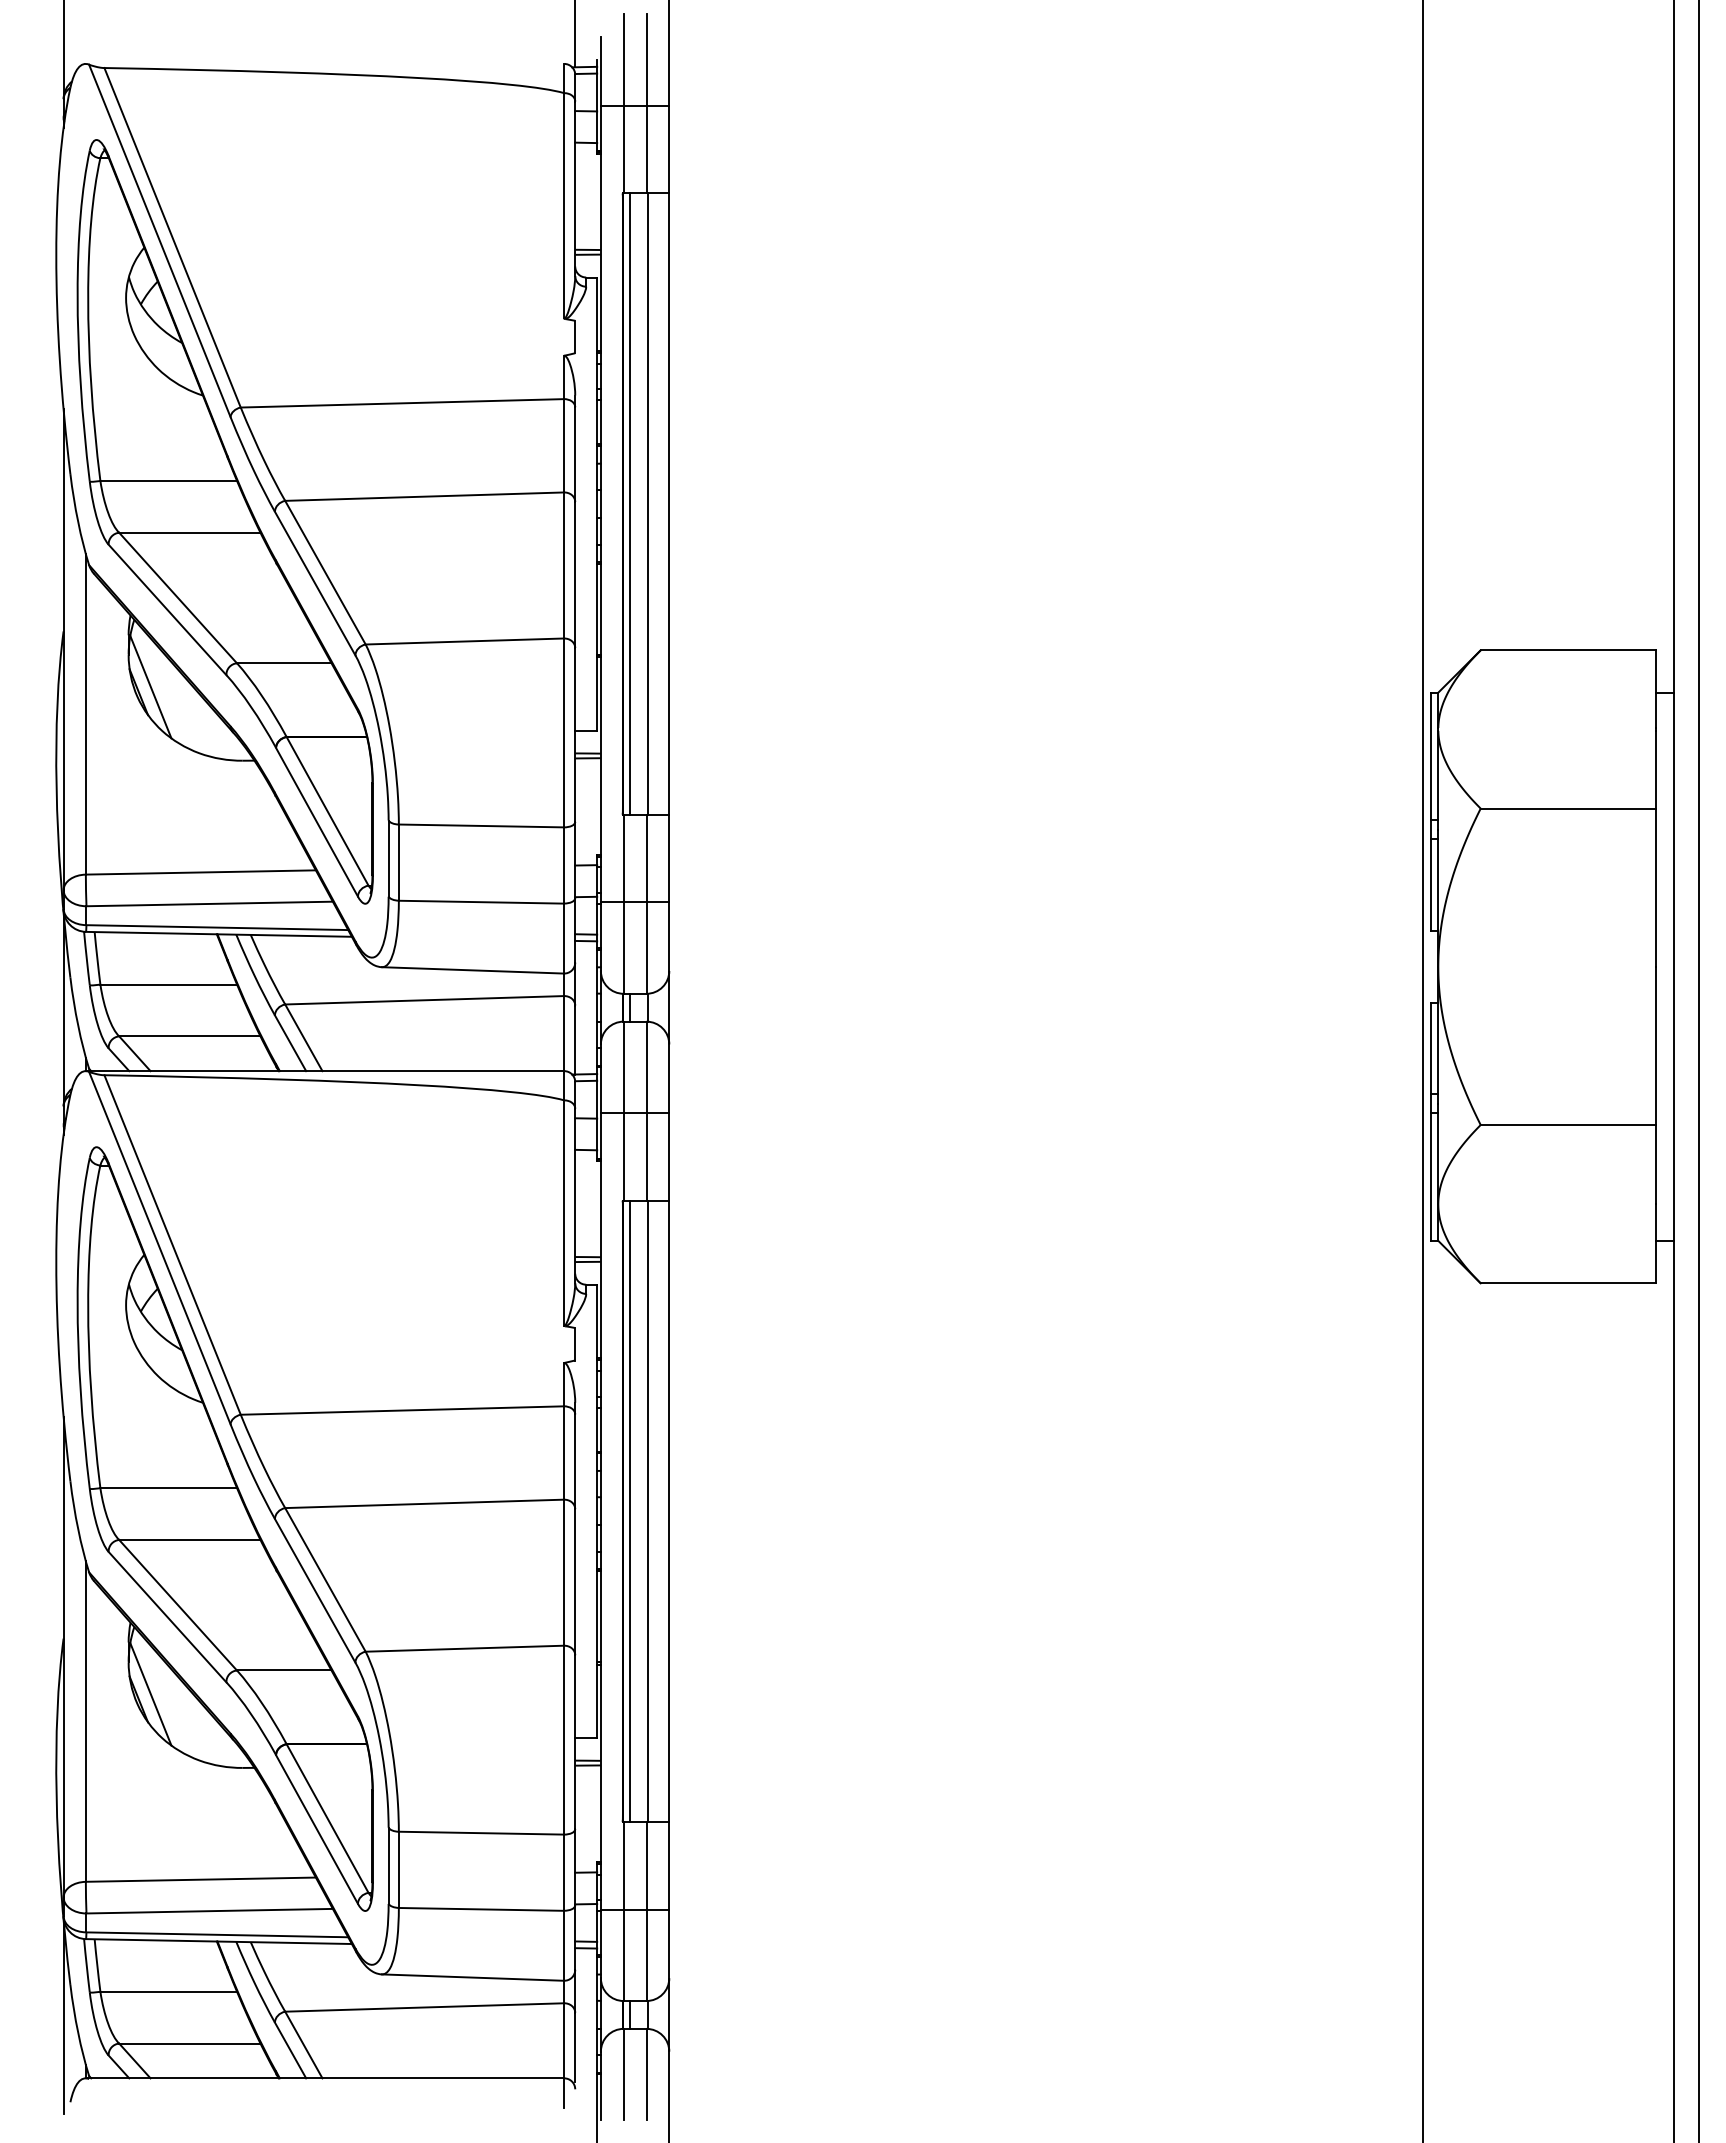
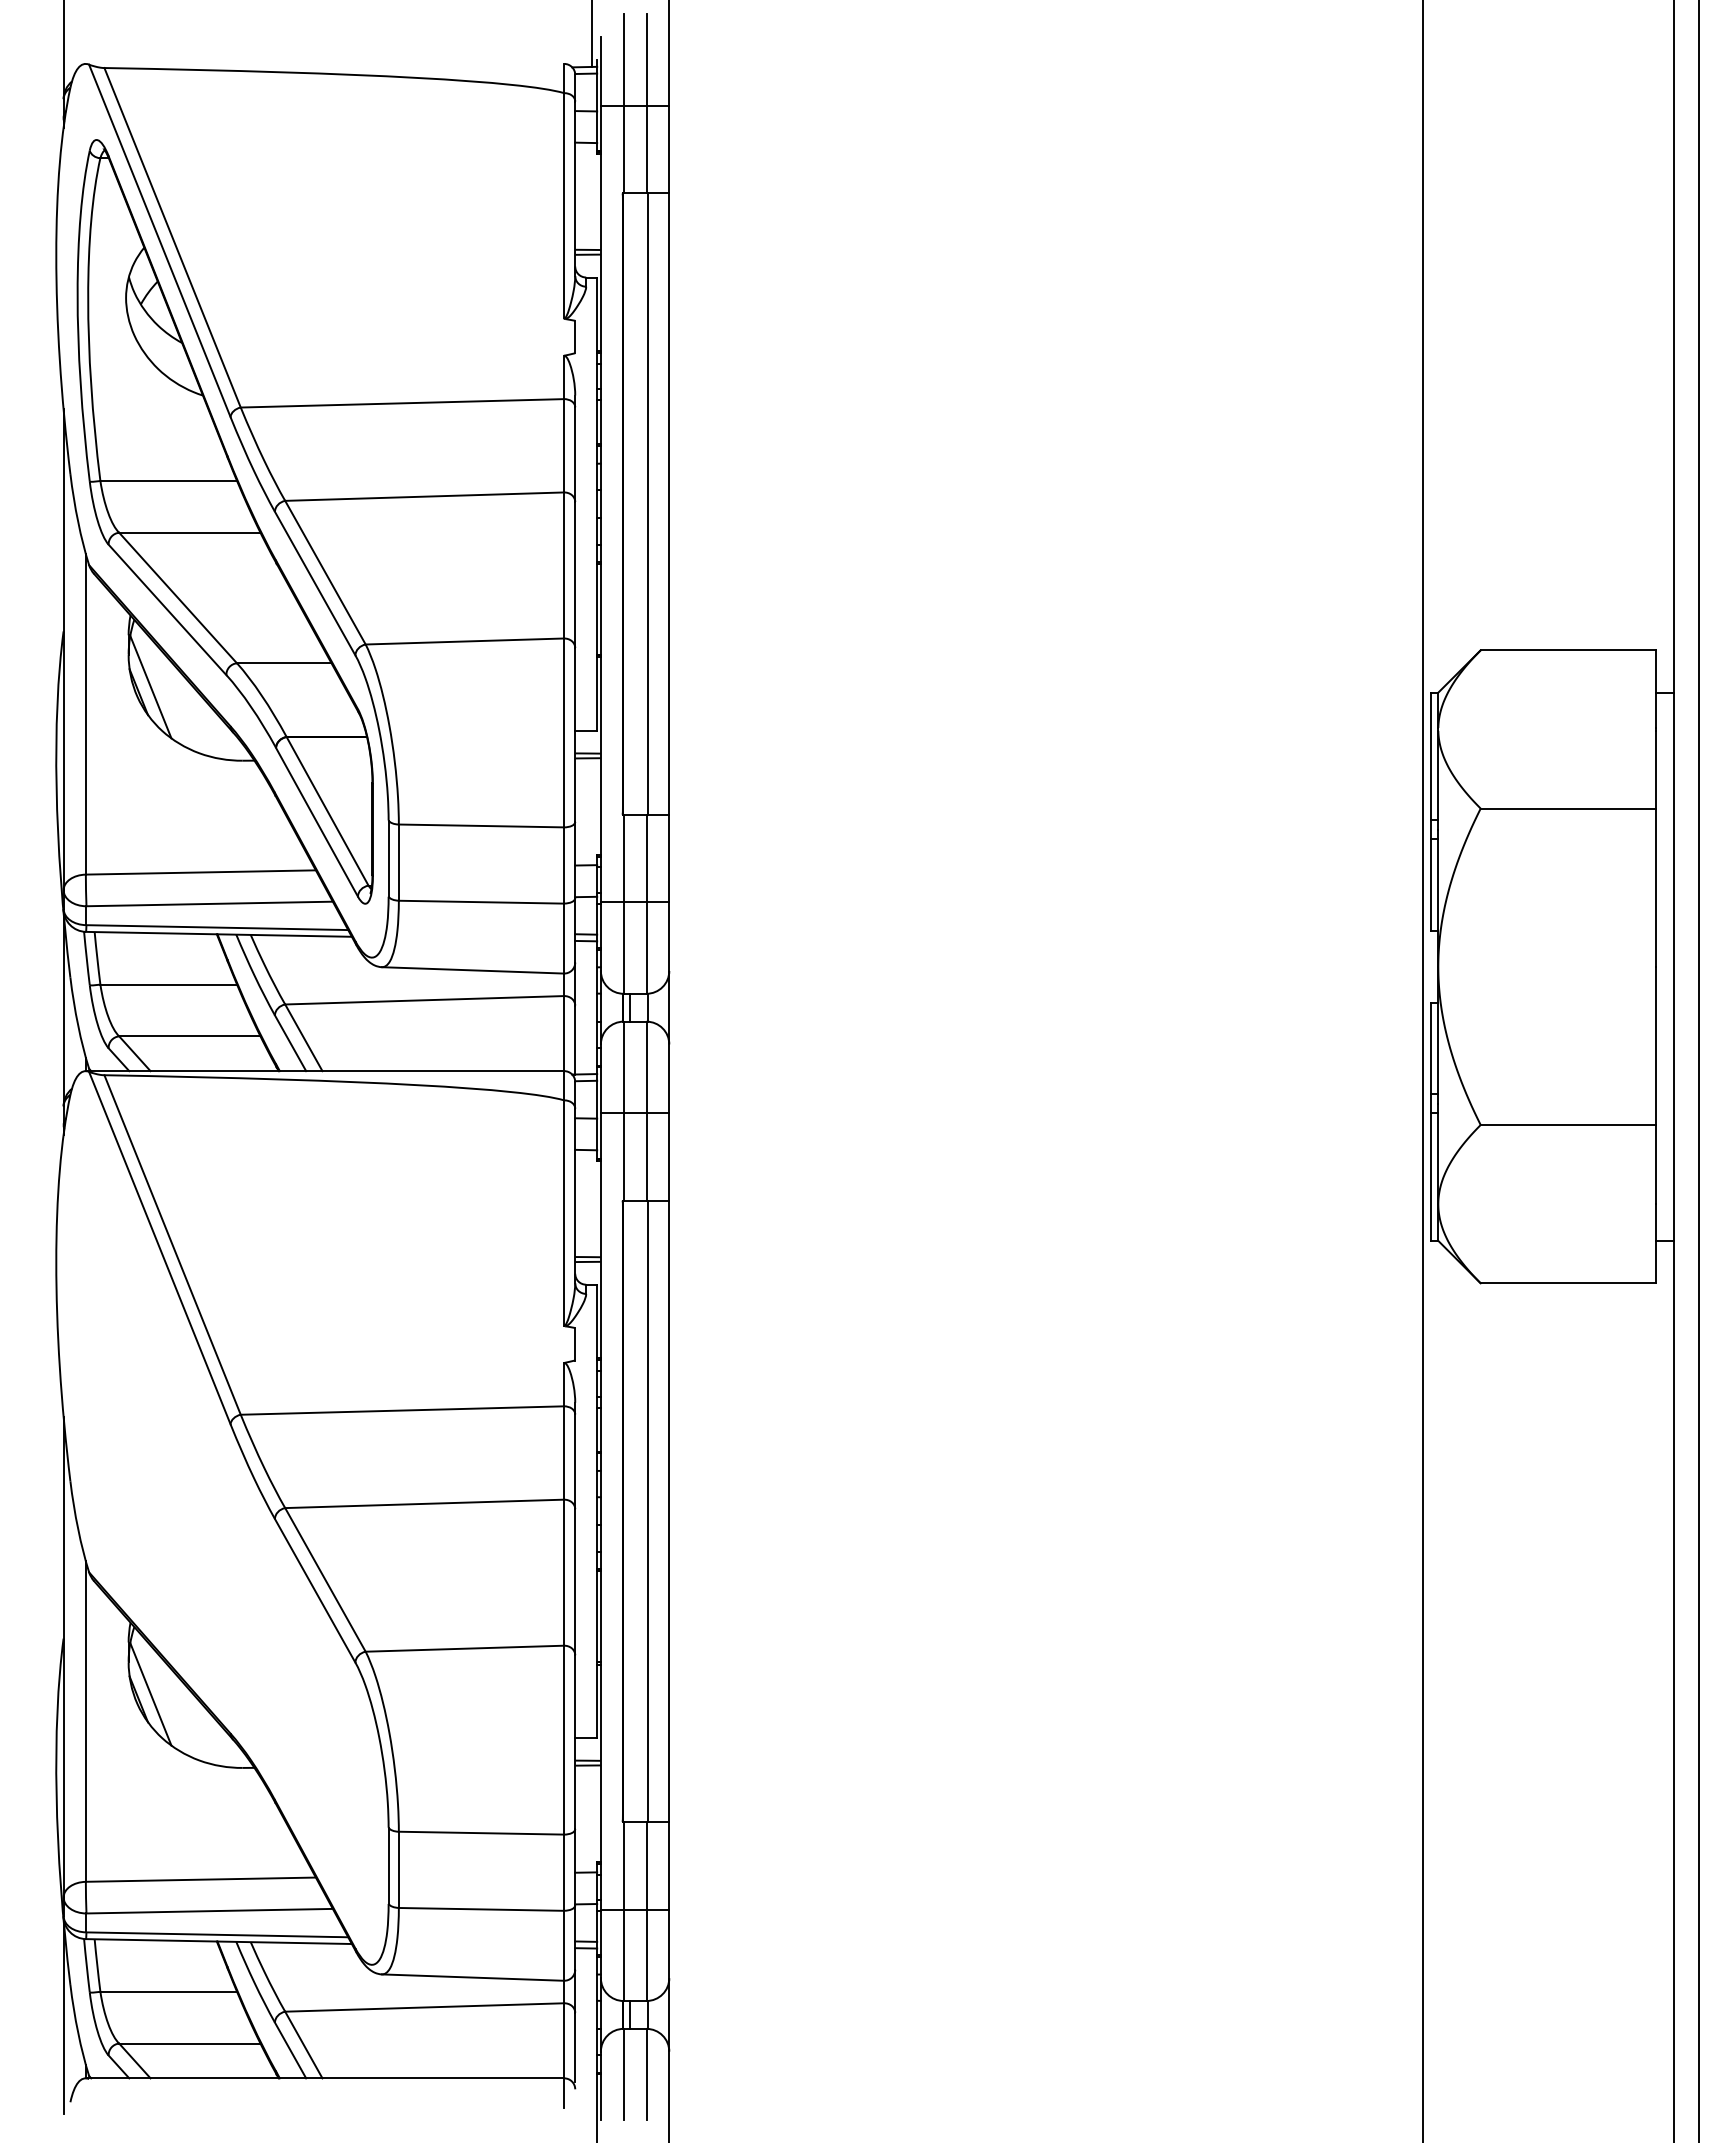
line position: (575, 34) -> (592, 34) (592, 34)
line: present -> none (629, 503)
line: present -> none (629, 1510)
part: present -> none (224, 1528)
